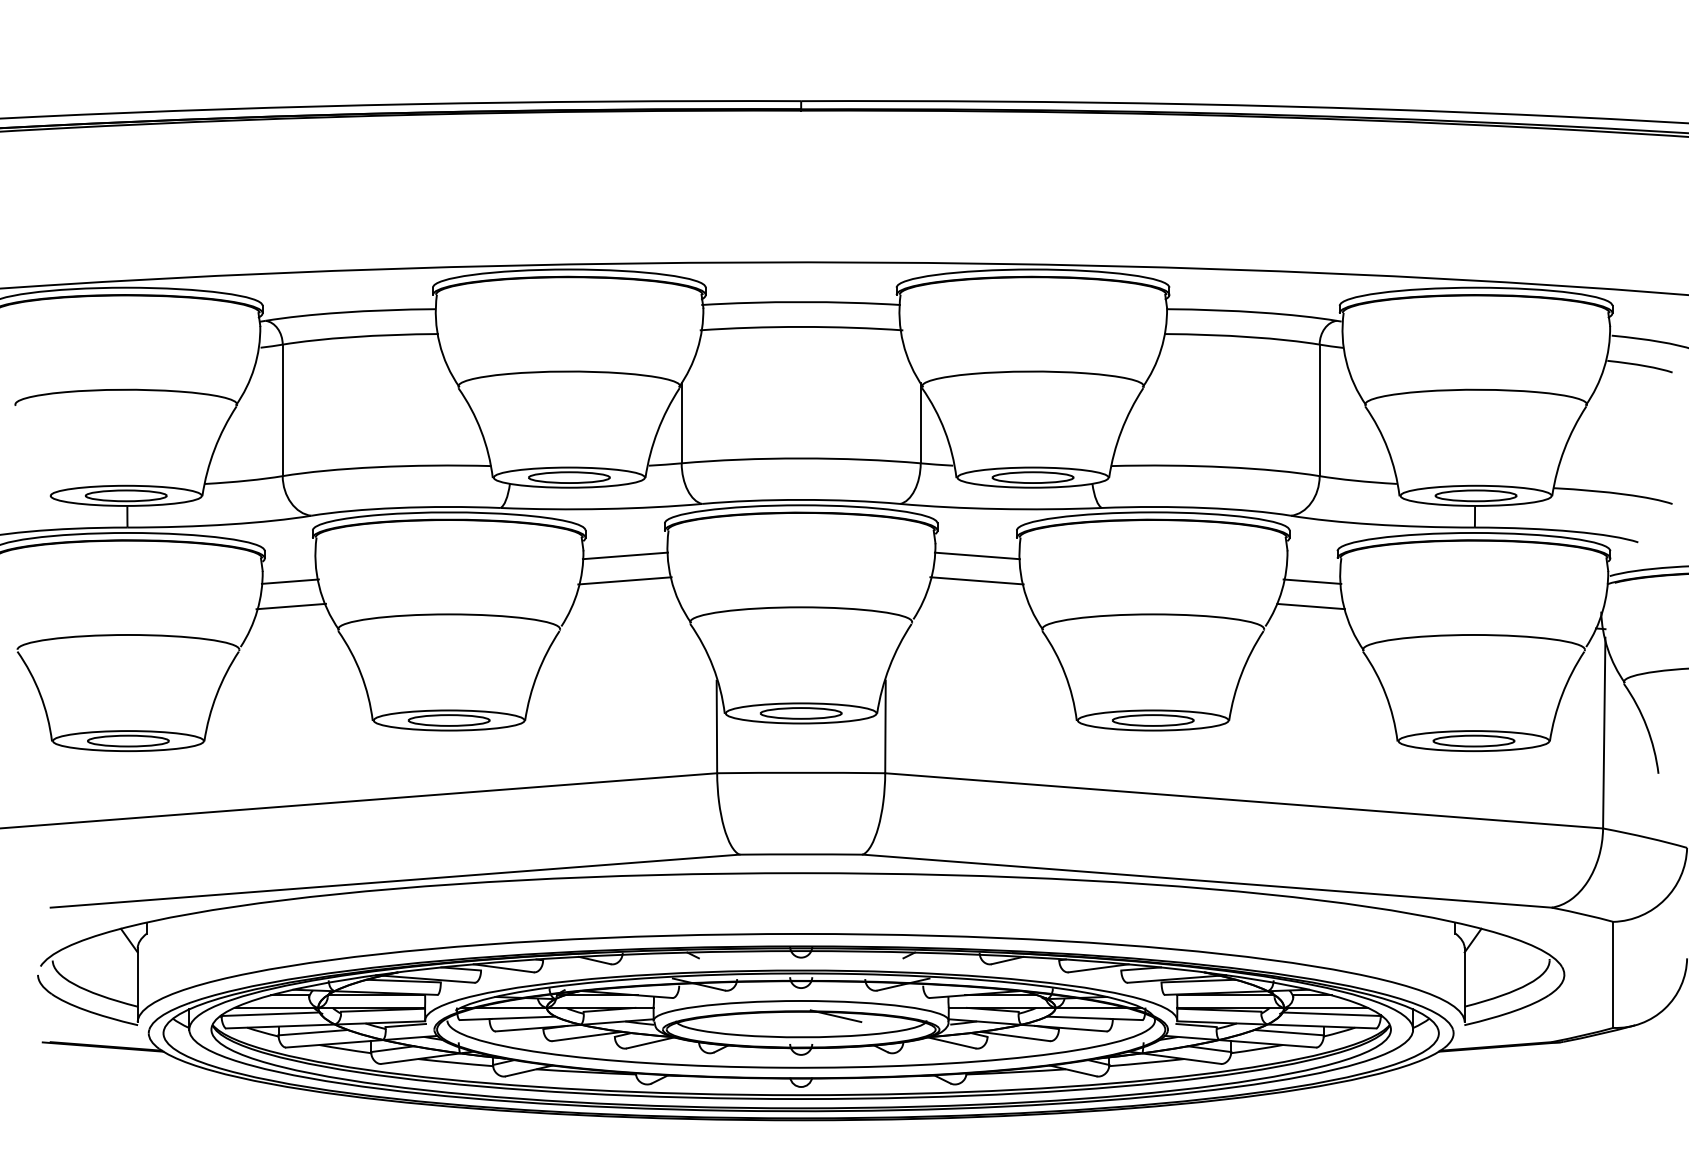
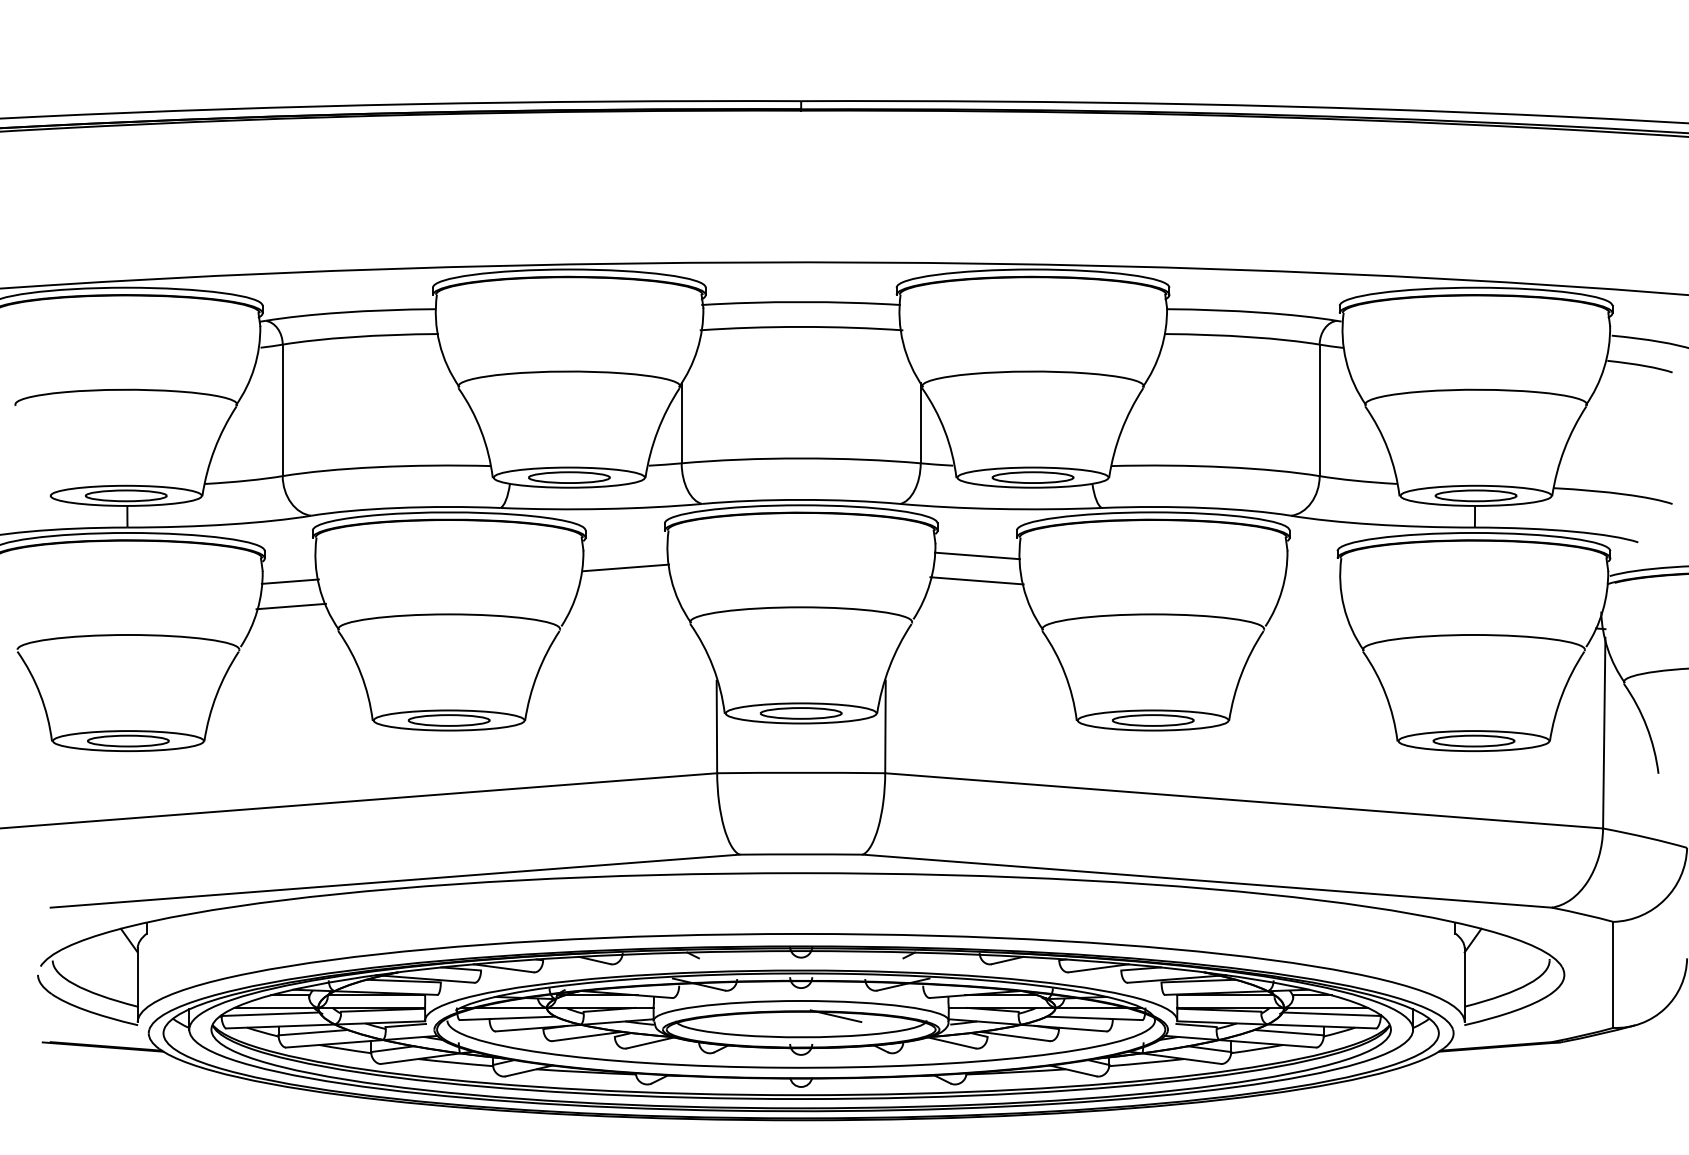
line position: (624, 555) -> (625, 567) (625, 567)
line: present -> none (624, 580)
line: present -> none (1312, 581)
line: present -> none (1310, 606)
